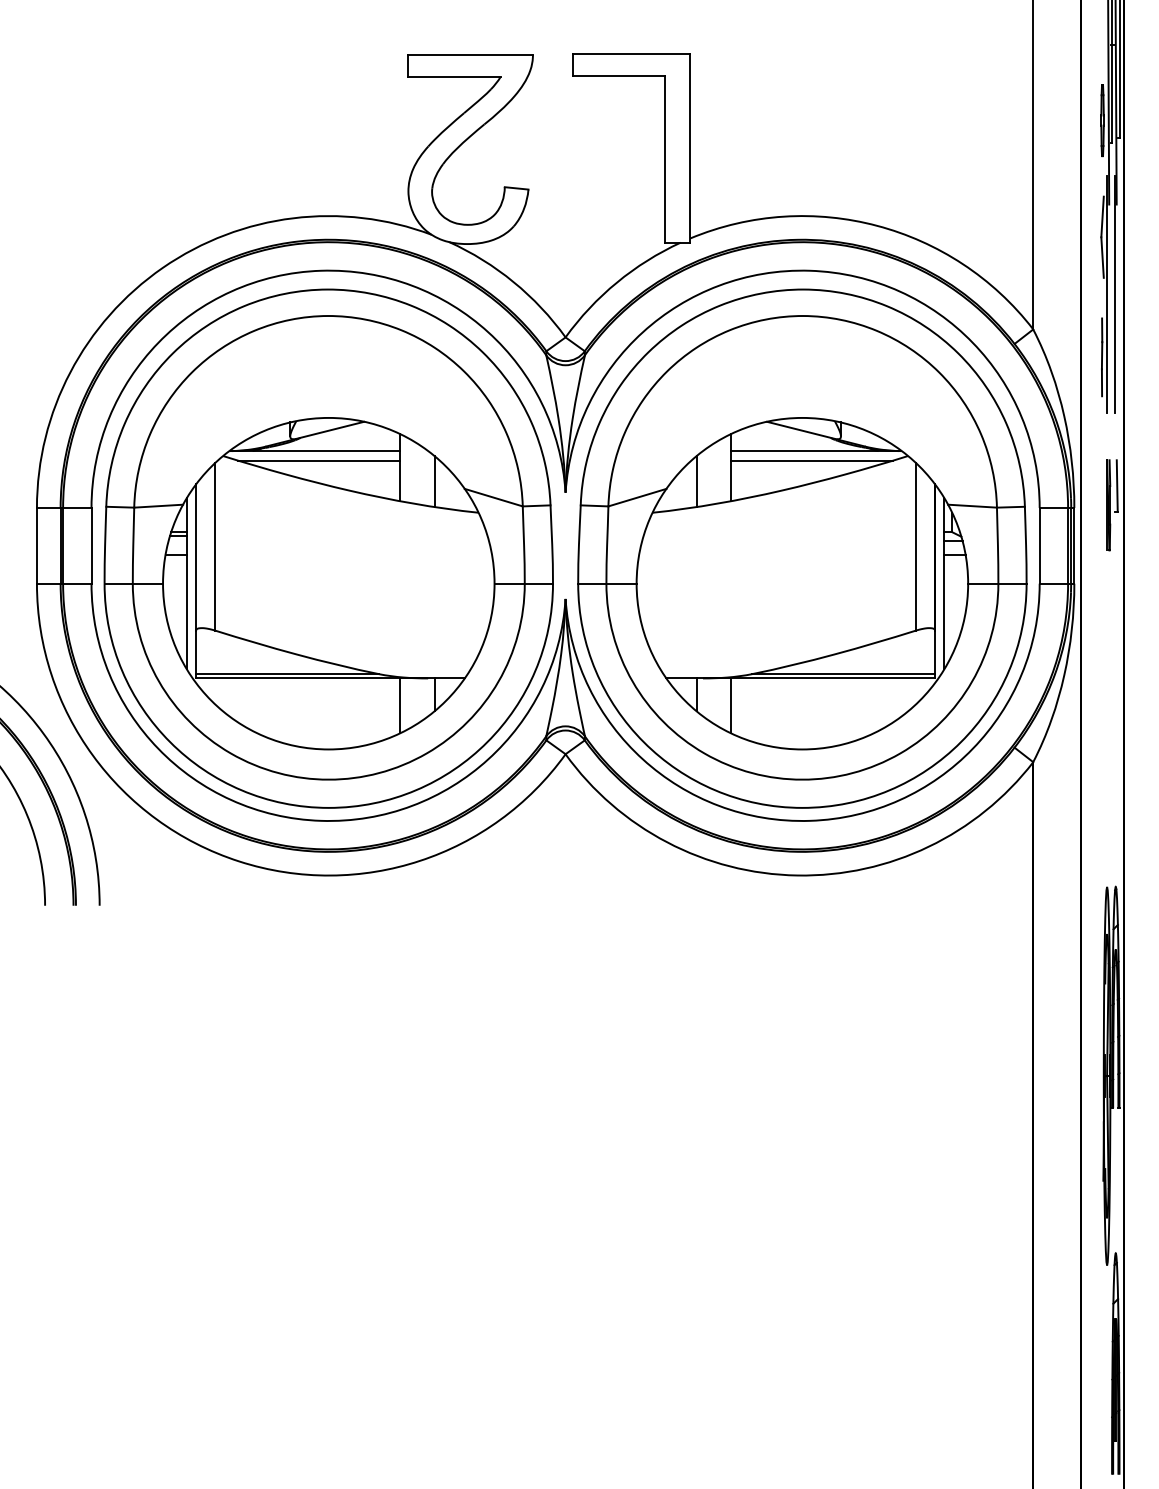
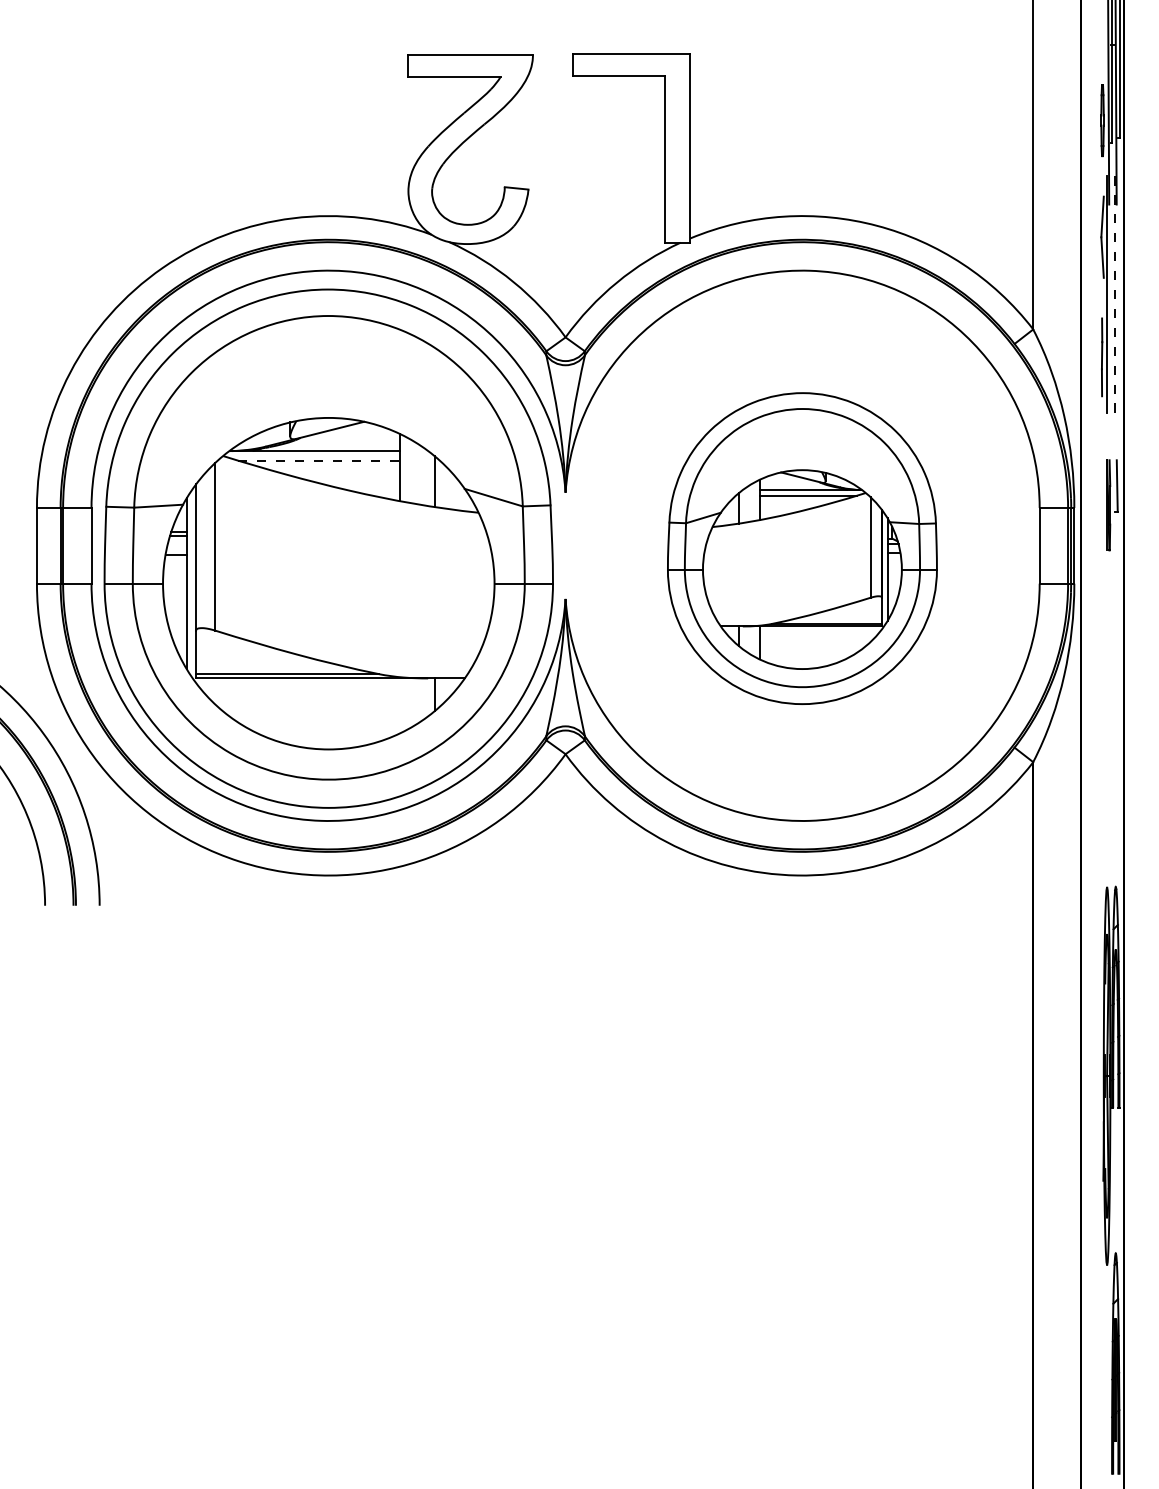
line: solid -> dashed (1114, 295)
line: solid -> dashed (318, 460)
part size: 451x521 px -> 271x313 px (802, 548)
line: present -> none (399, 705)
